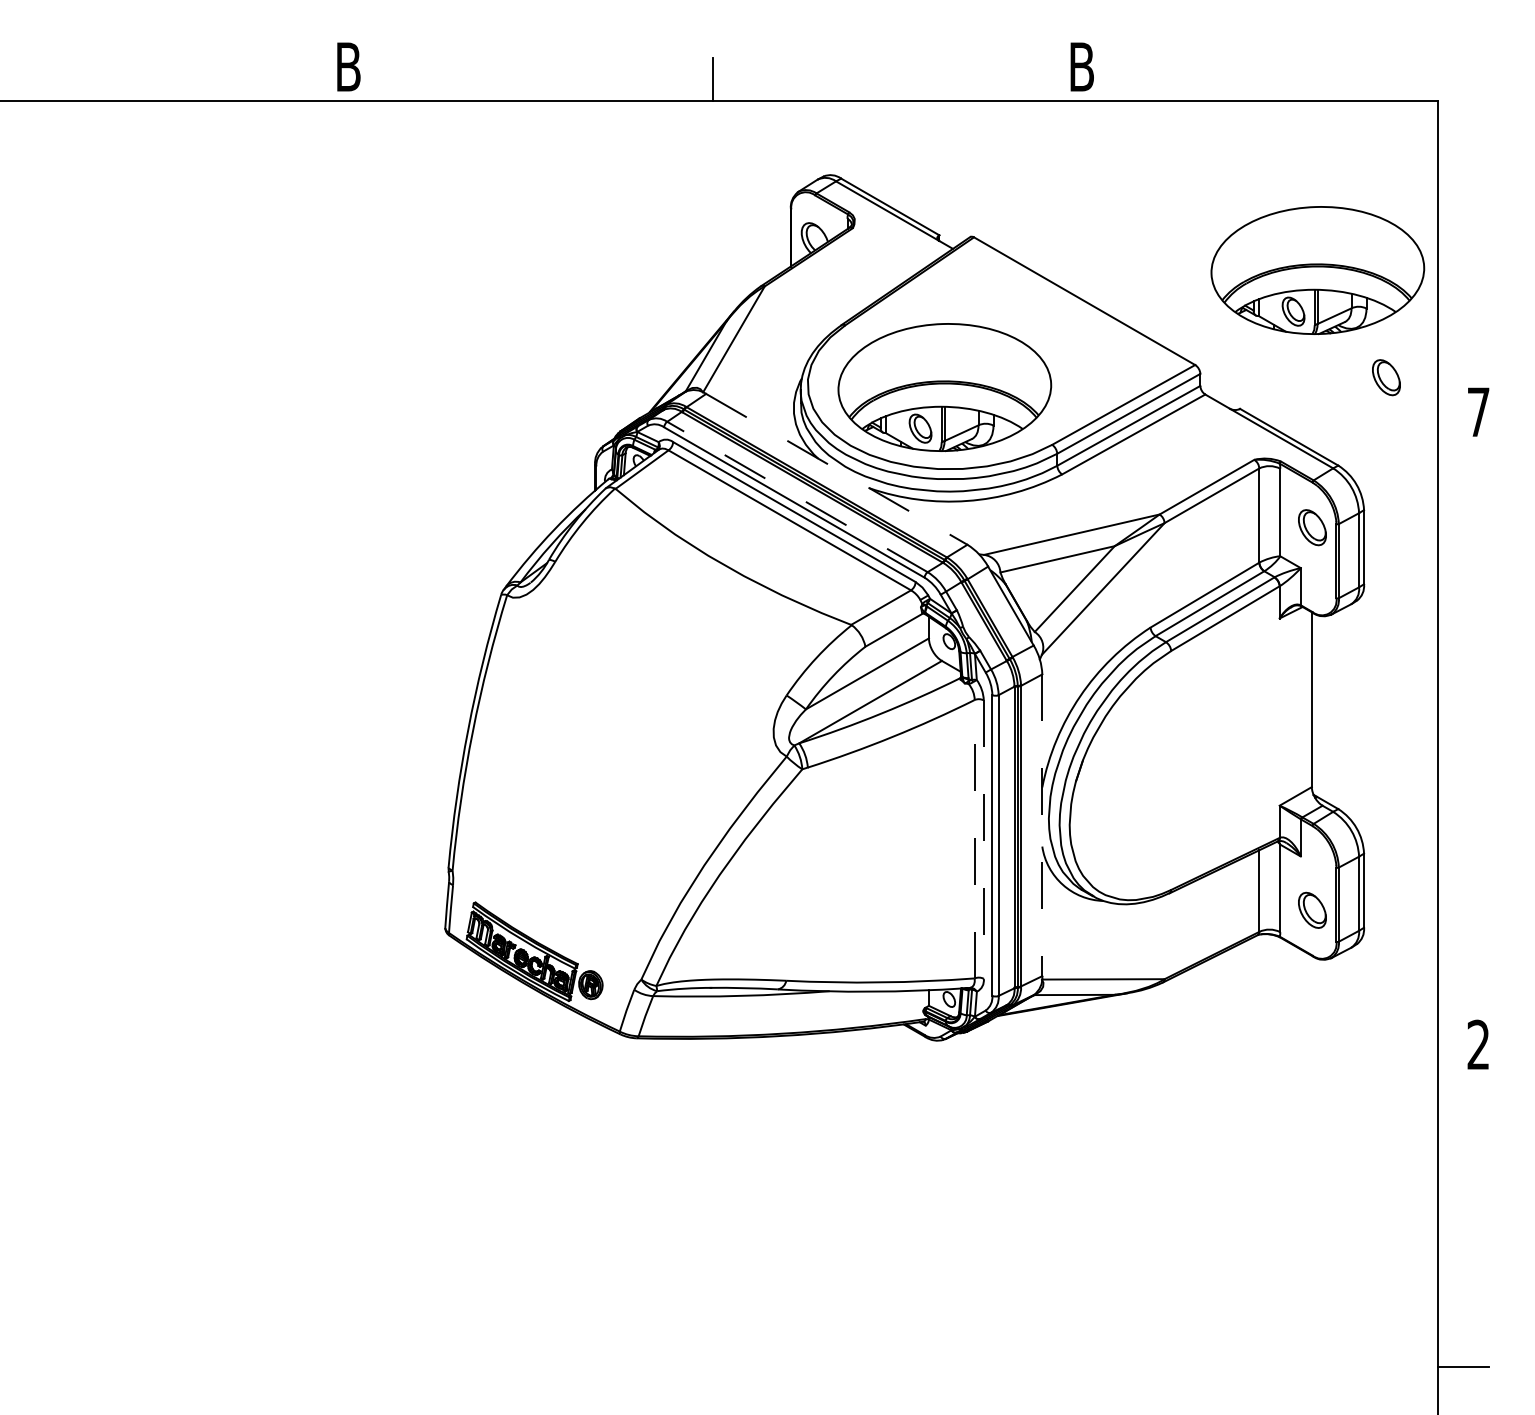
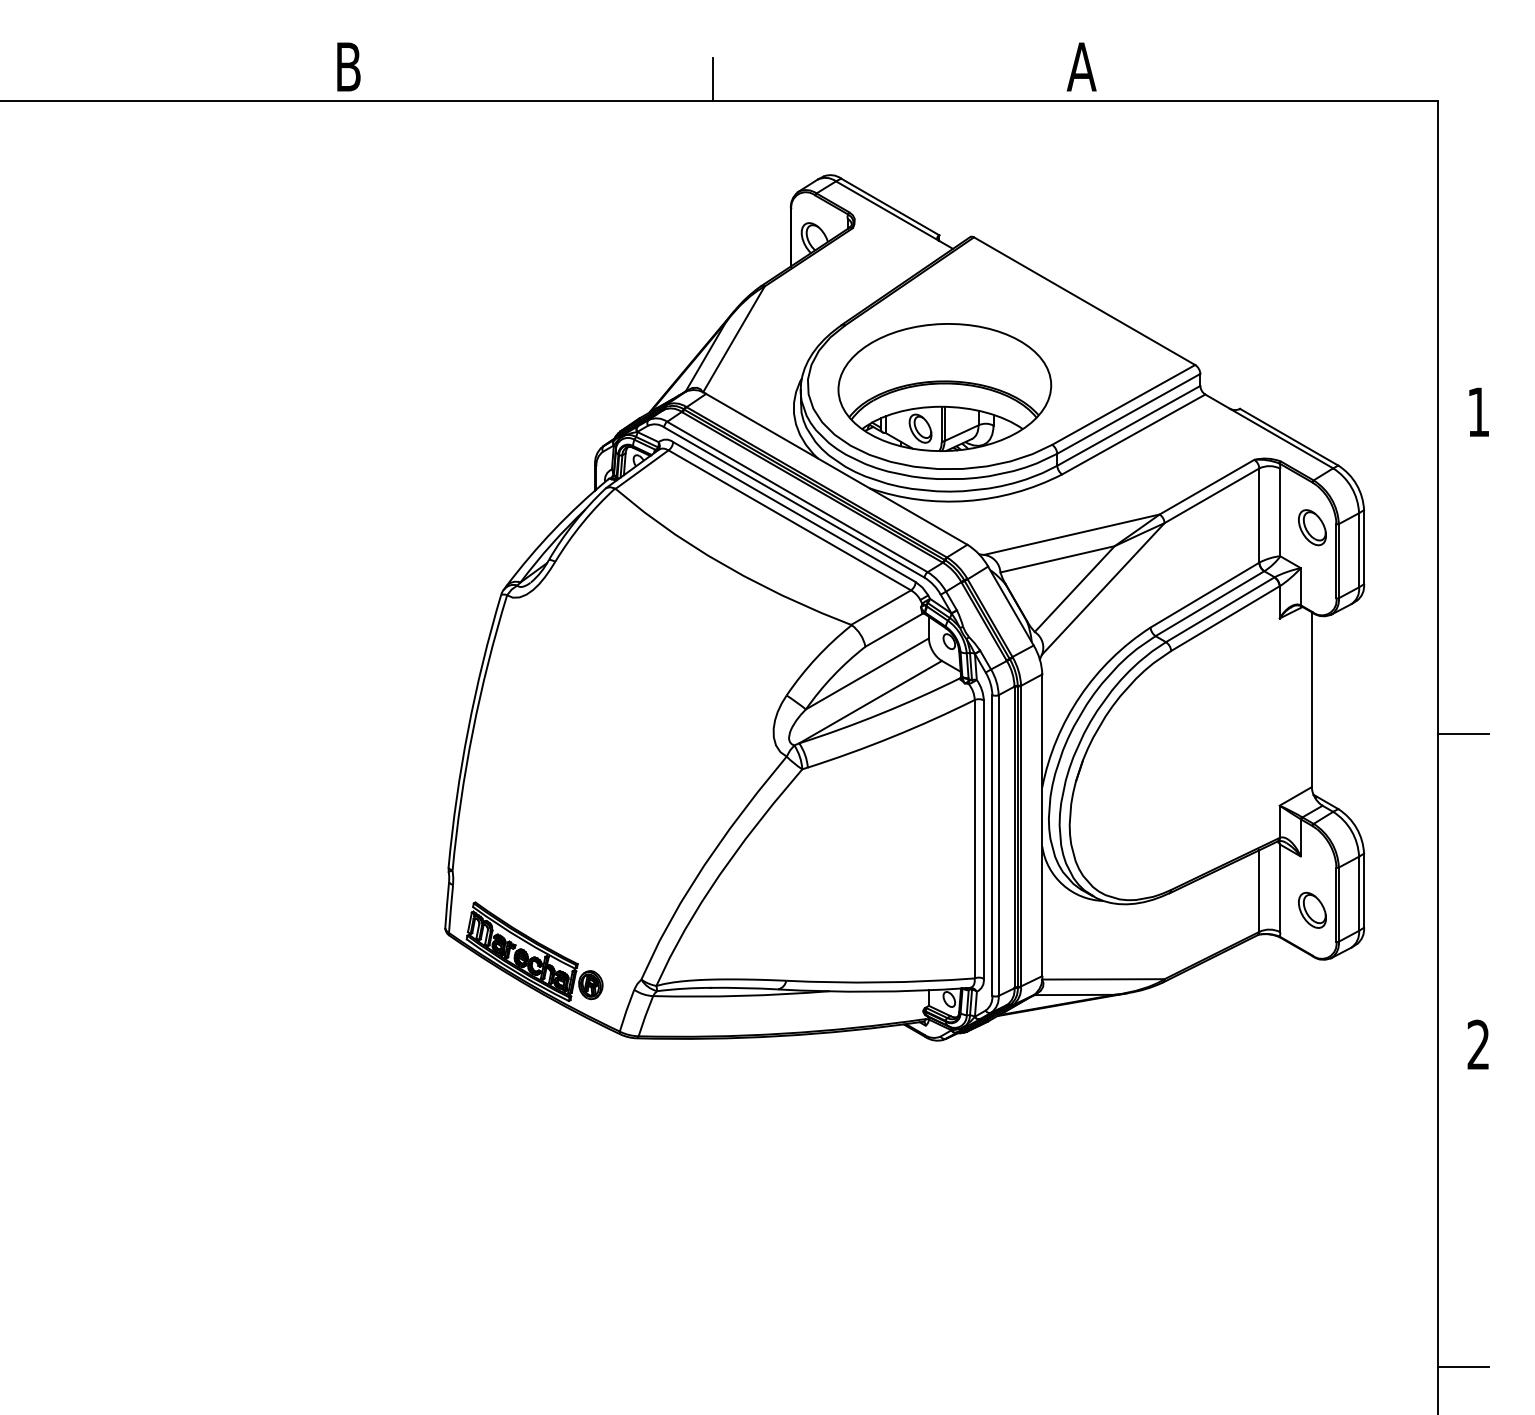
text: B -> A (1081, 66)
part: present -> none (1317, 270)
part: present -> none (1386, 377)
text: 7 -> 1 (1478, 411)
line: dashed -> solid (836, 469)
line: dashed -> solid (797, 496)
line: none -> present (1463, 734)
line: dashed -> solid (1042, 825)
line: dashed -> solid (974, 838)
line: dashed -> solid (983, 840)
